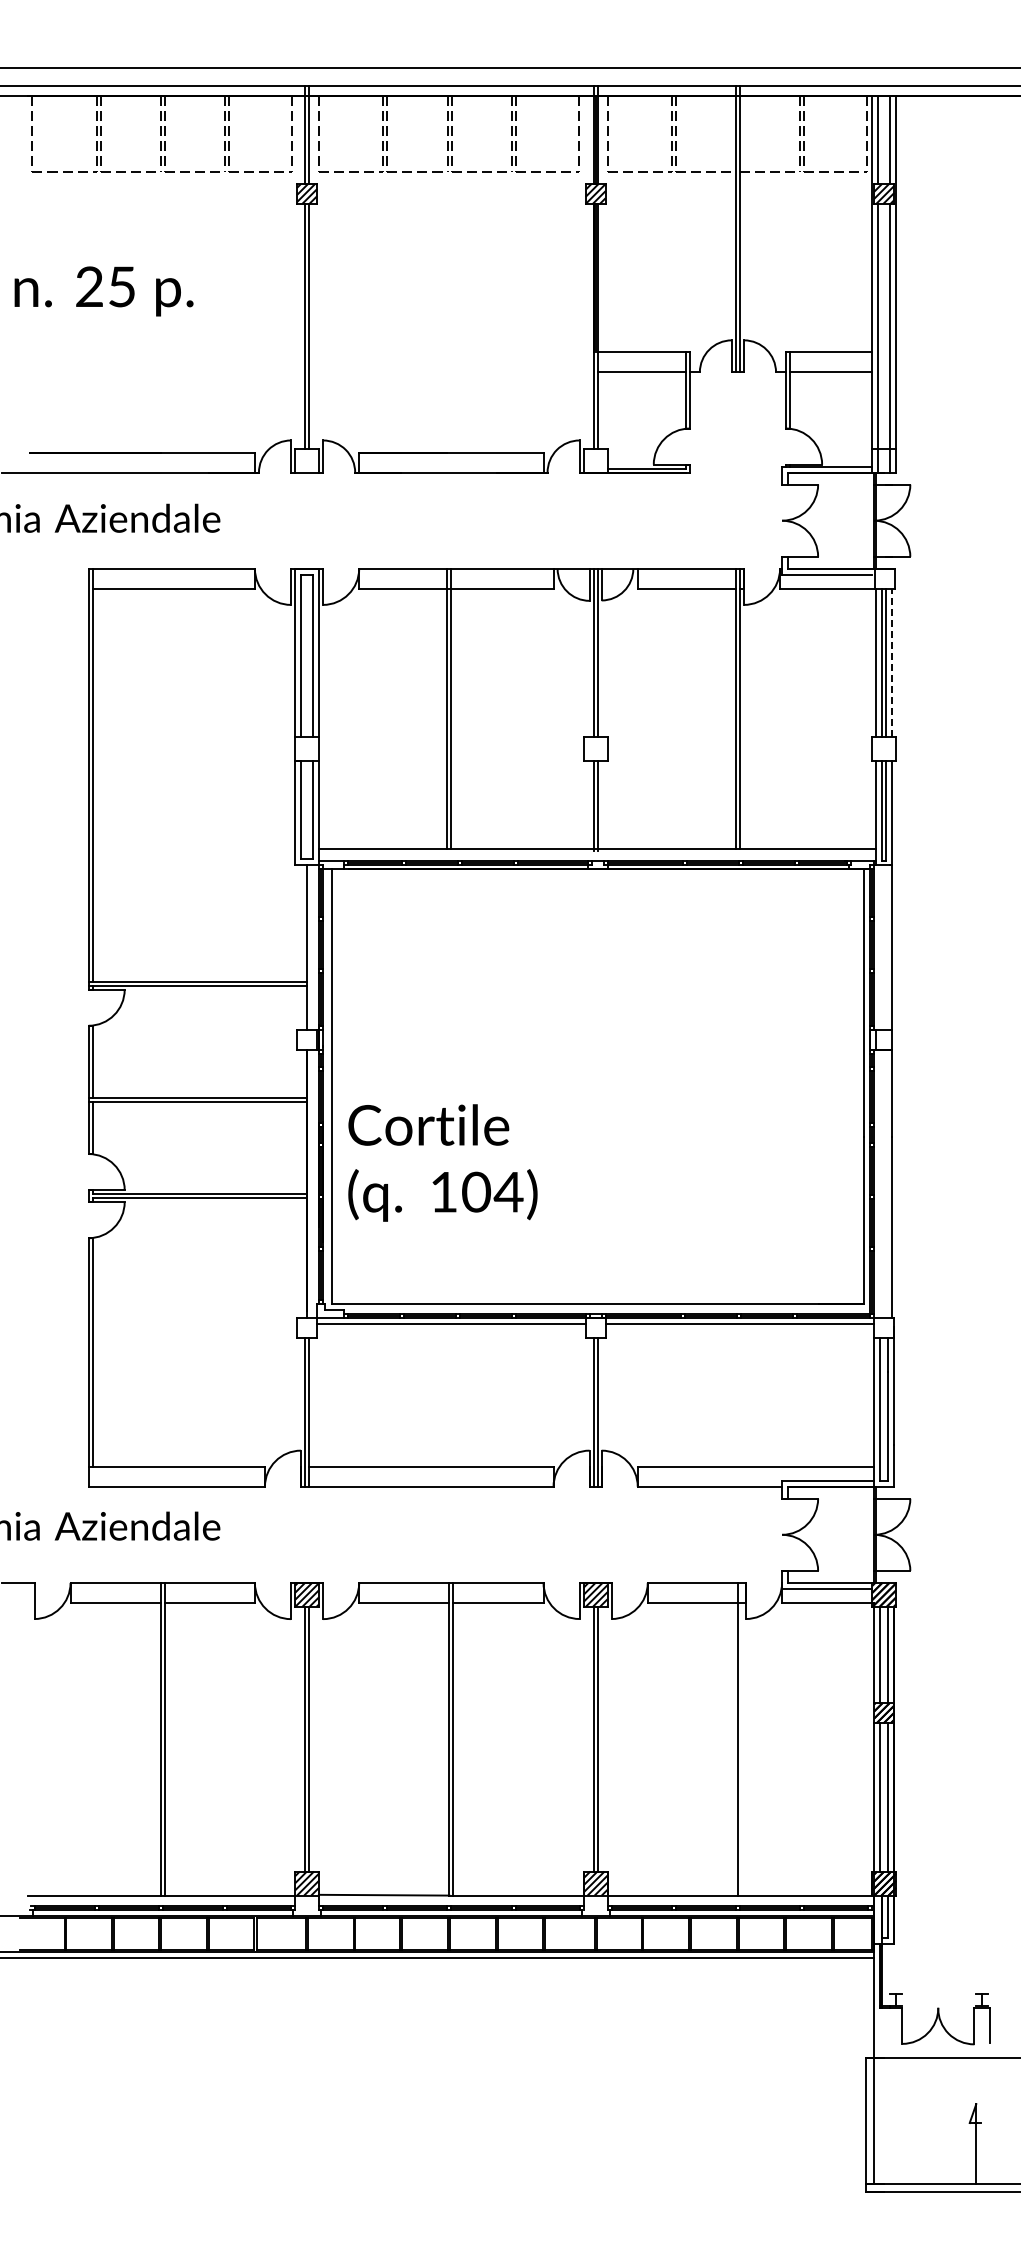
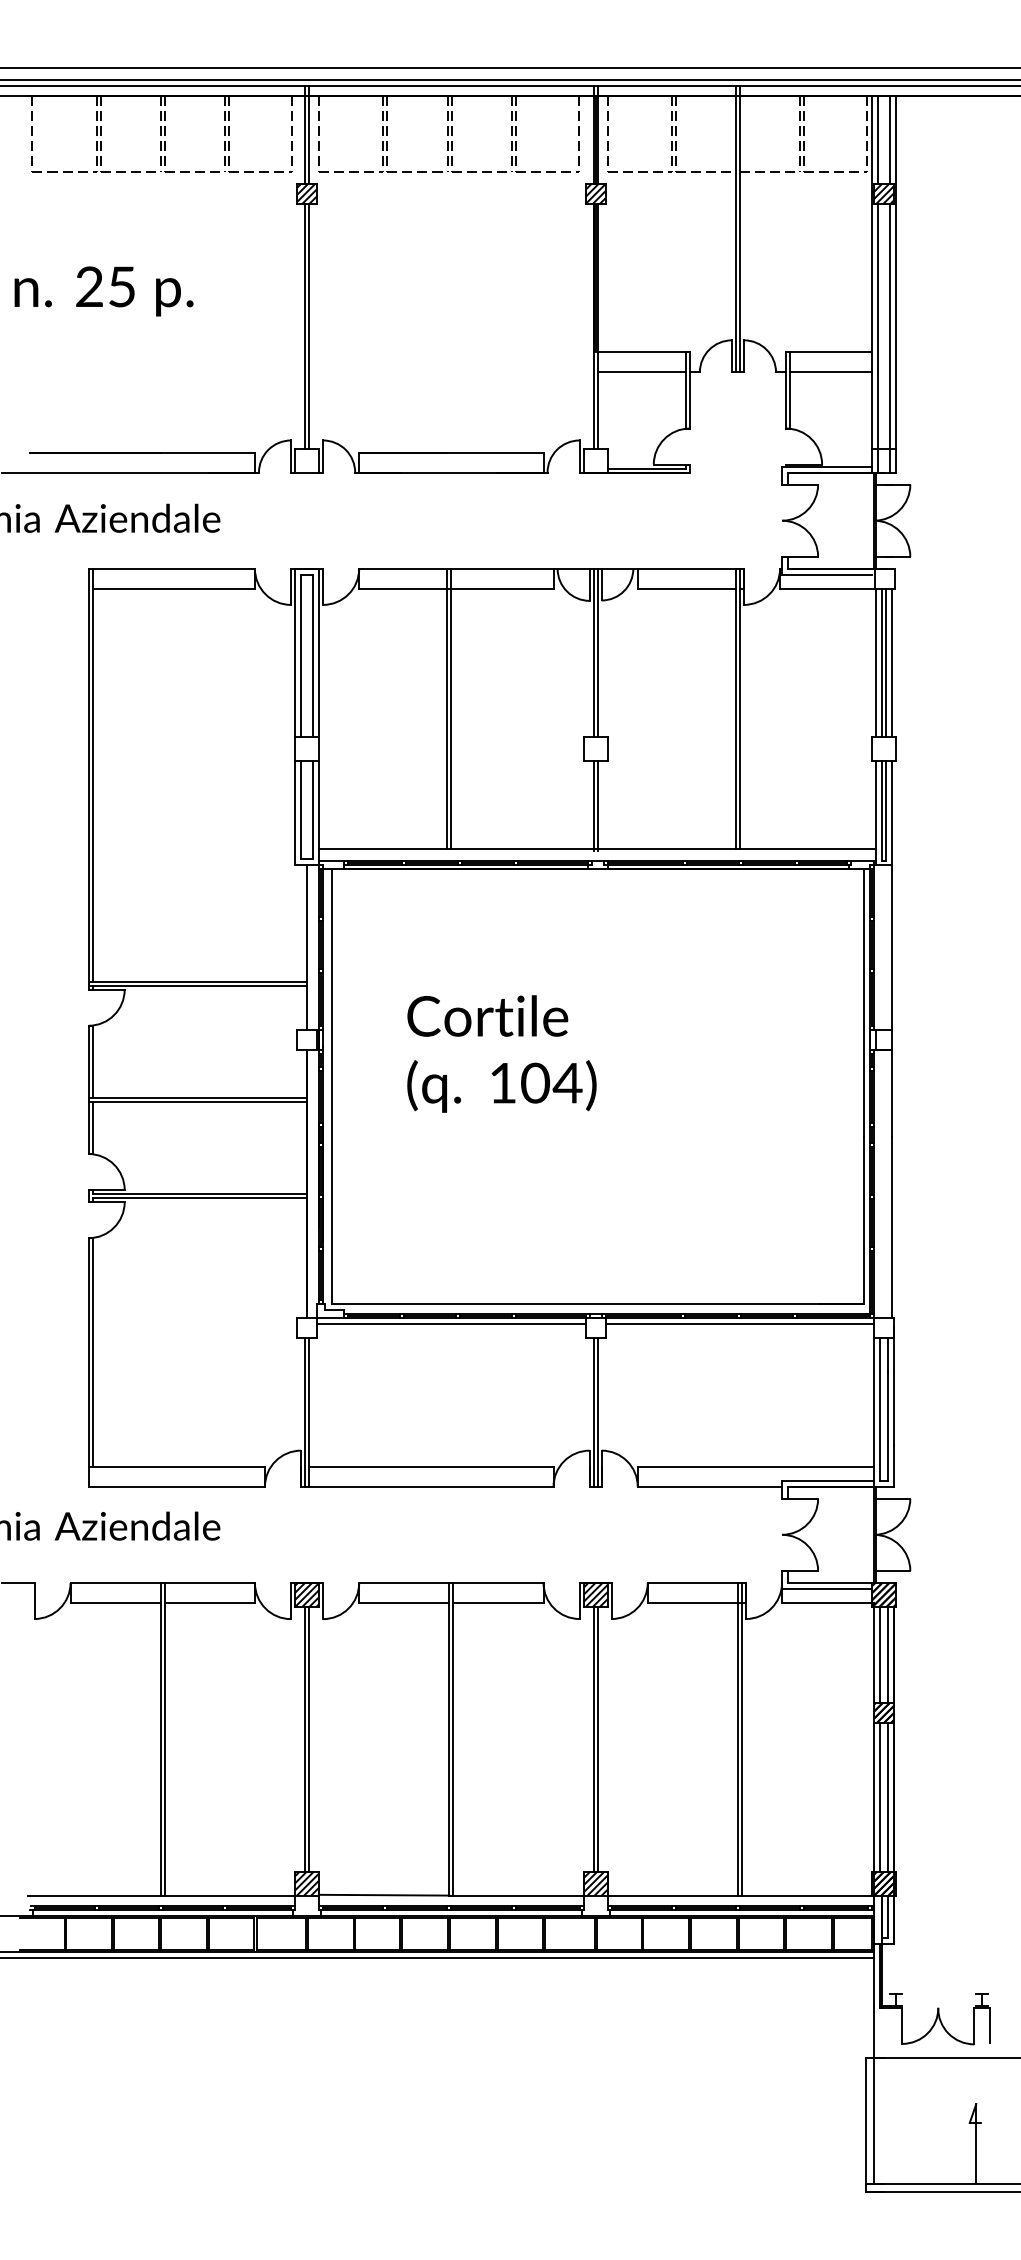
line: none -> present (509, 79)
line: dashed -> solid (892, 662)
text position: (442, 1162) -> (501, 1053) (501, 1053)
line: none -> present (741, 1738)
